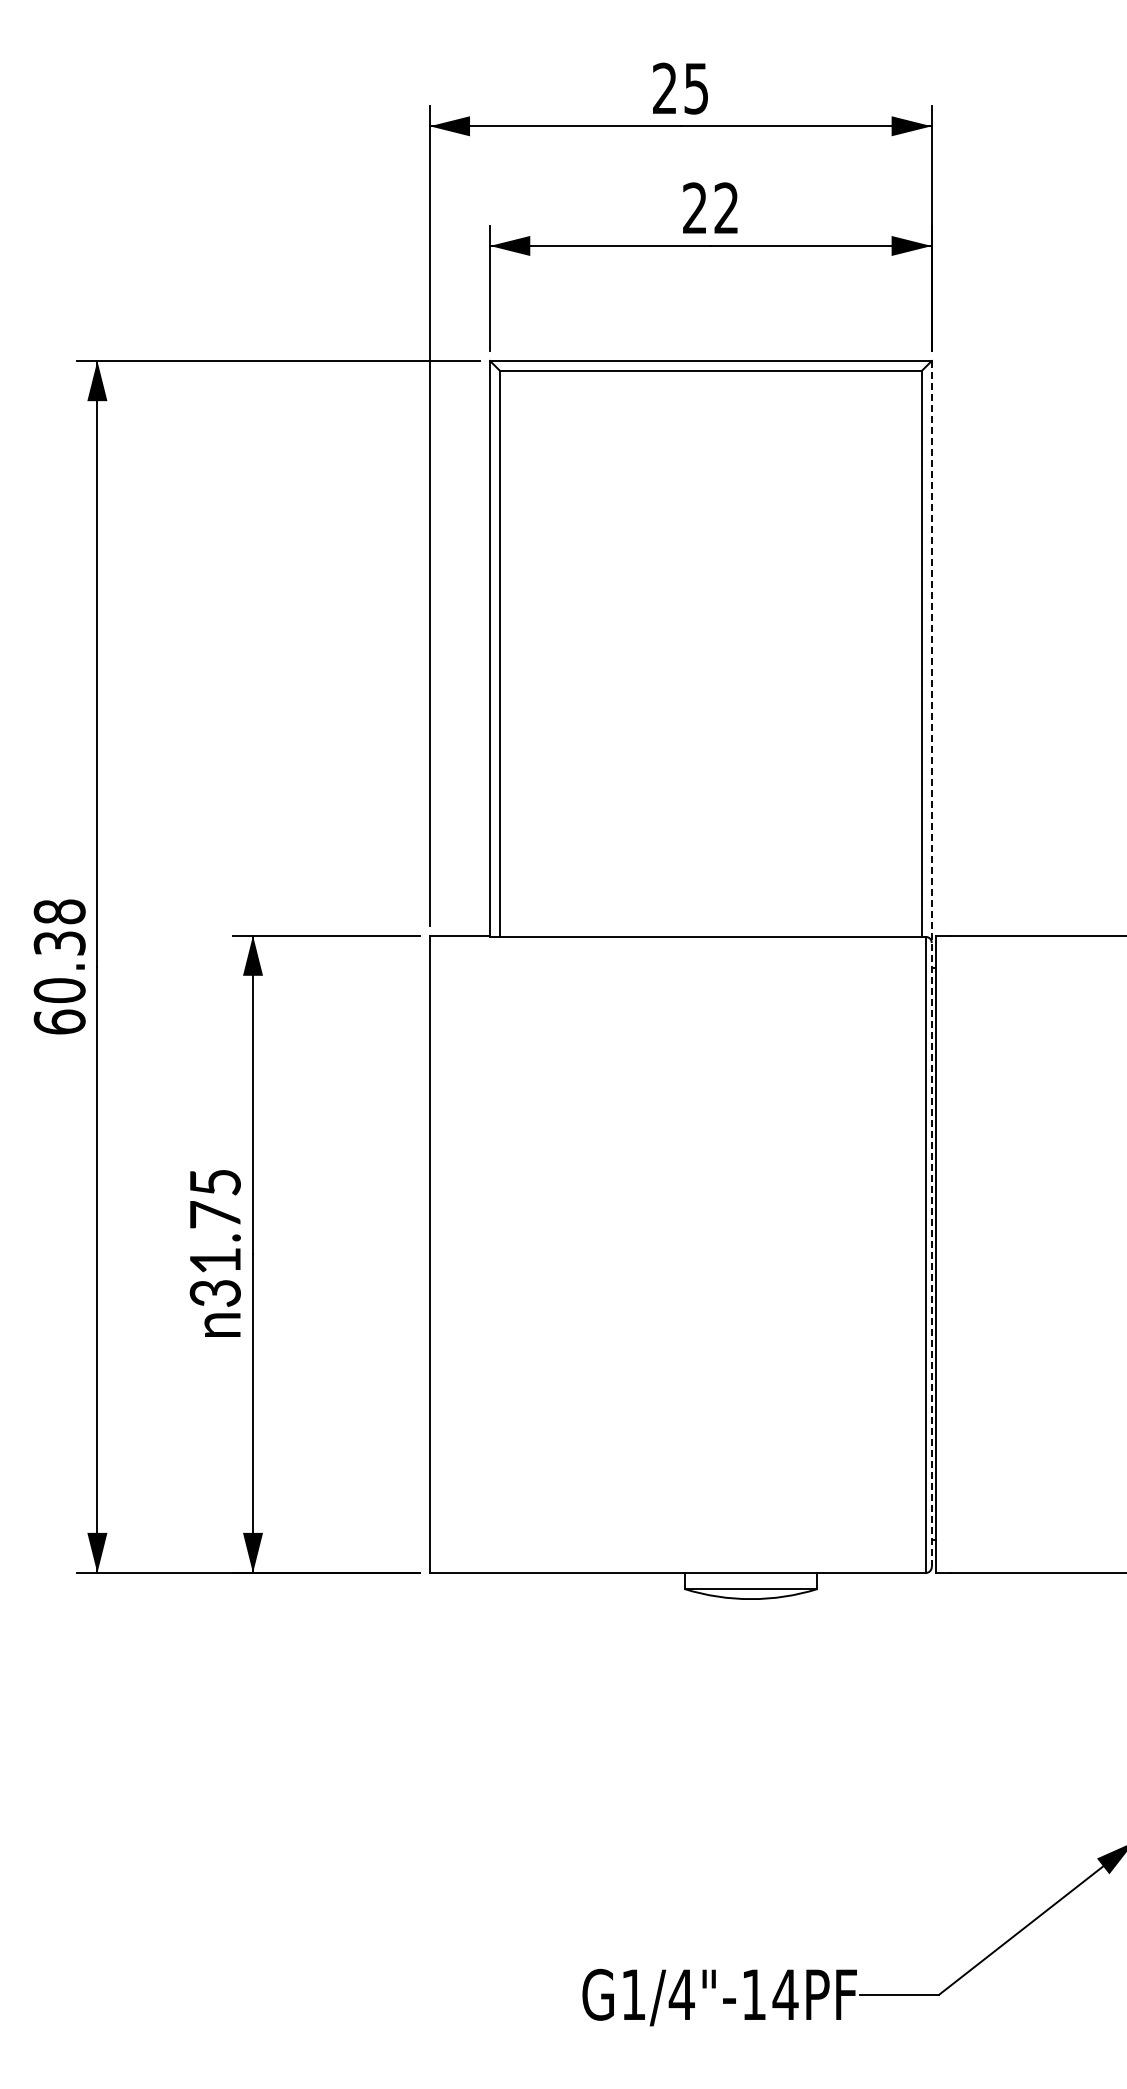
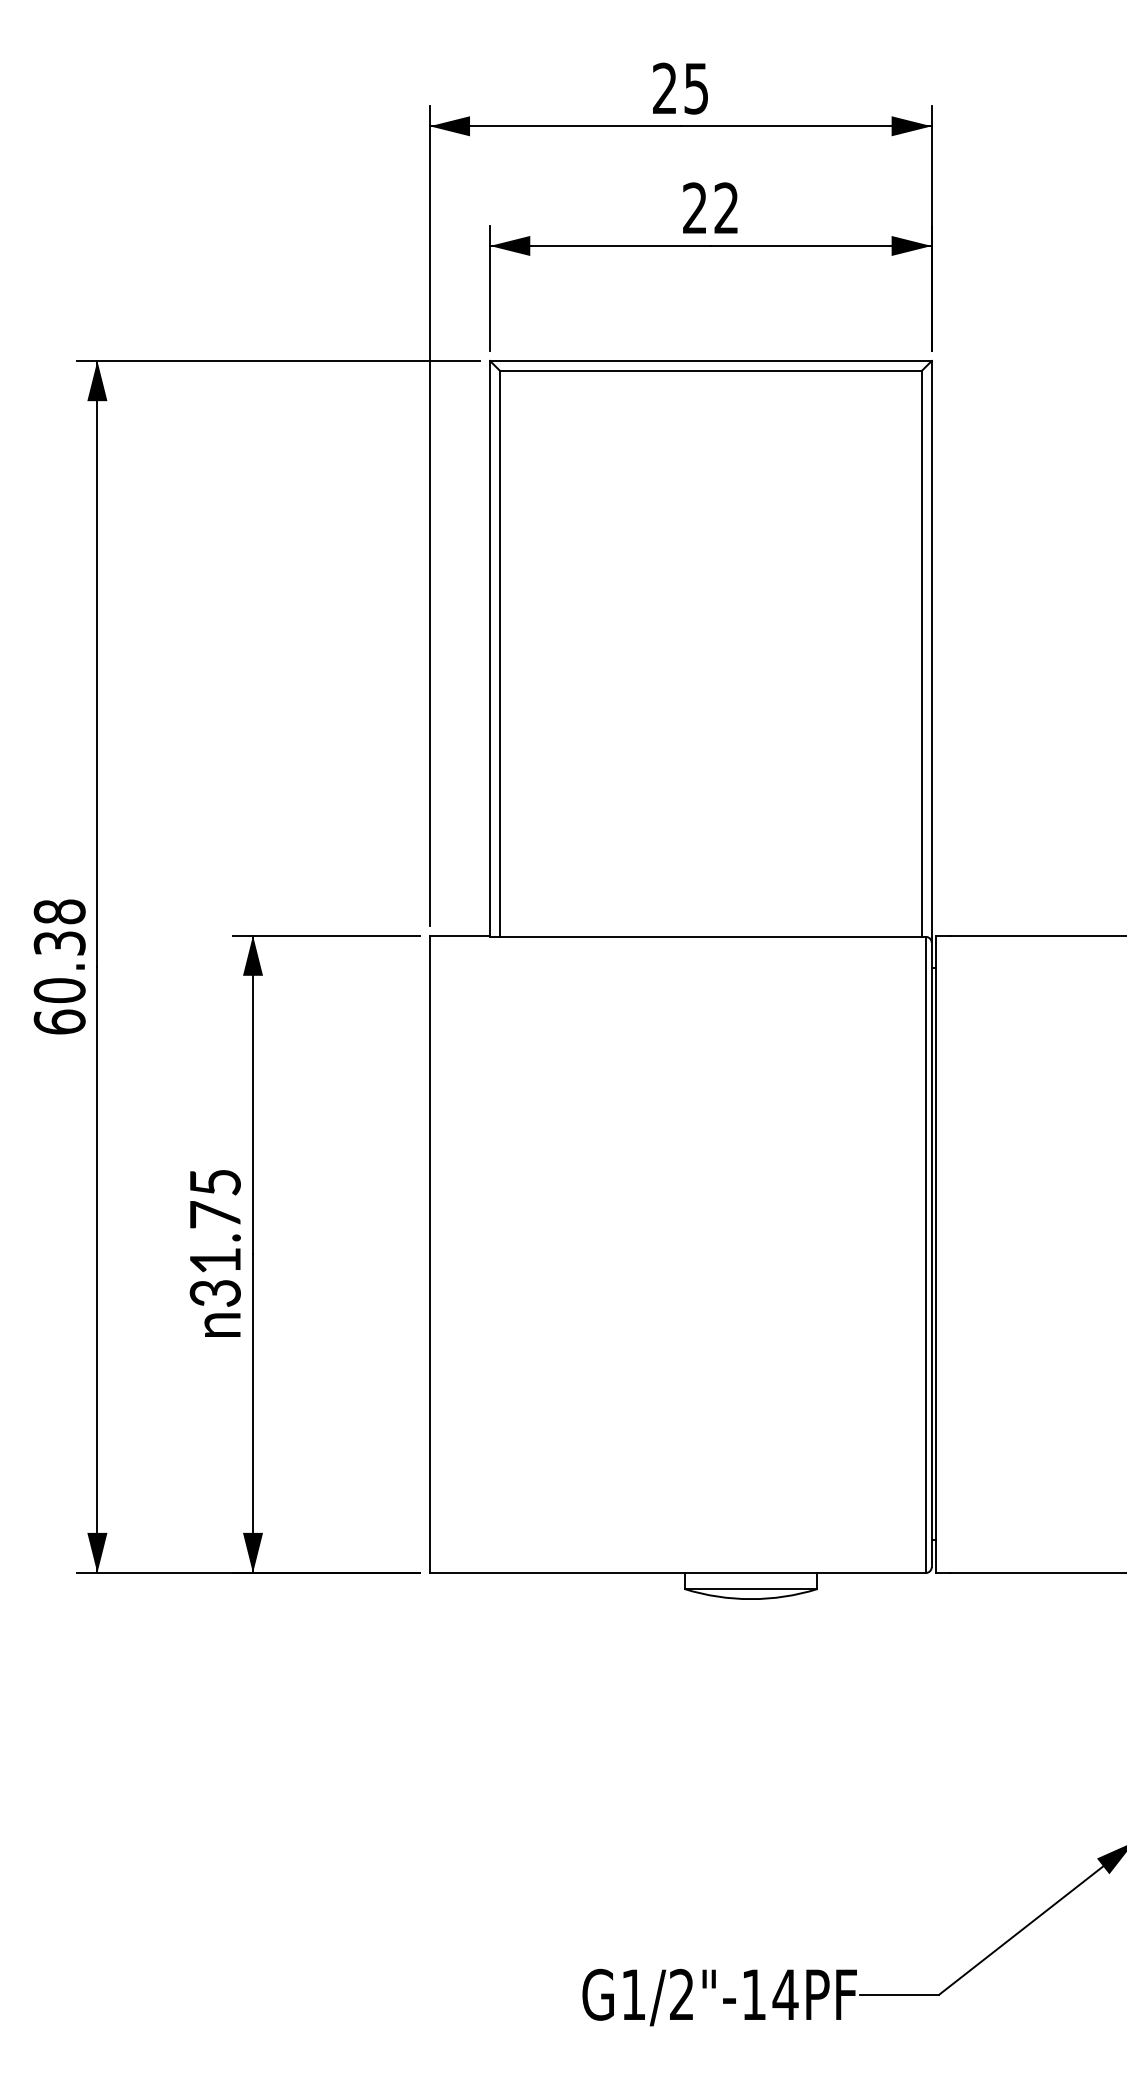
line: dashed -> solid (931, 964)
text: G1/4"-14PF -> G1/2"-14PF (681, 1993)
